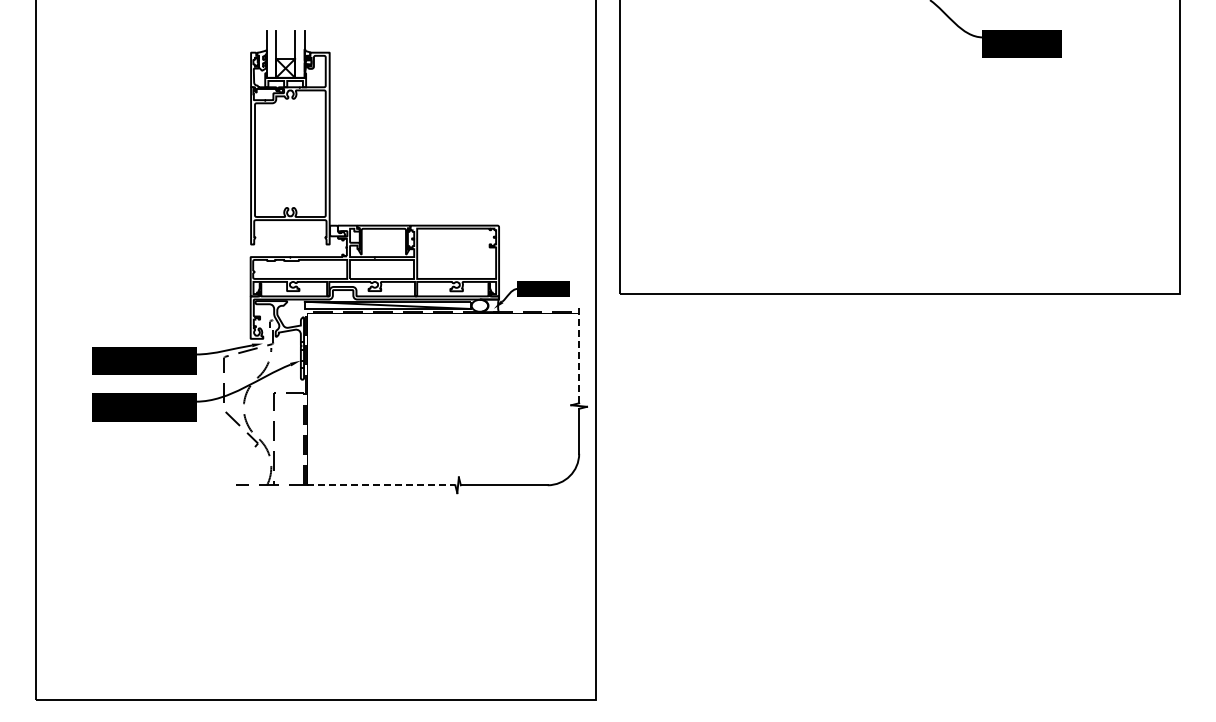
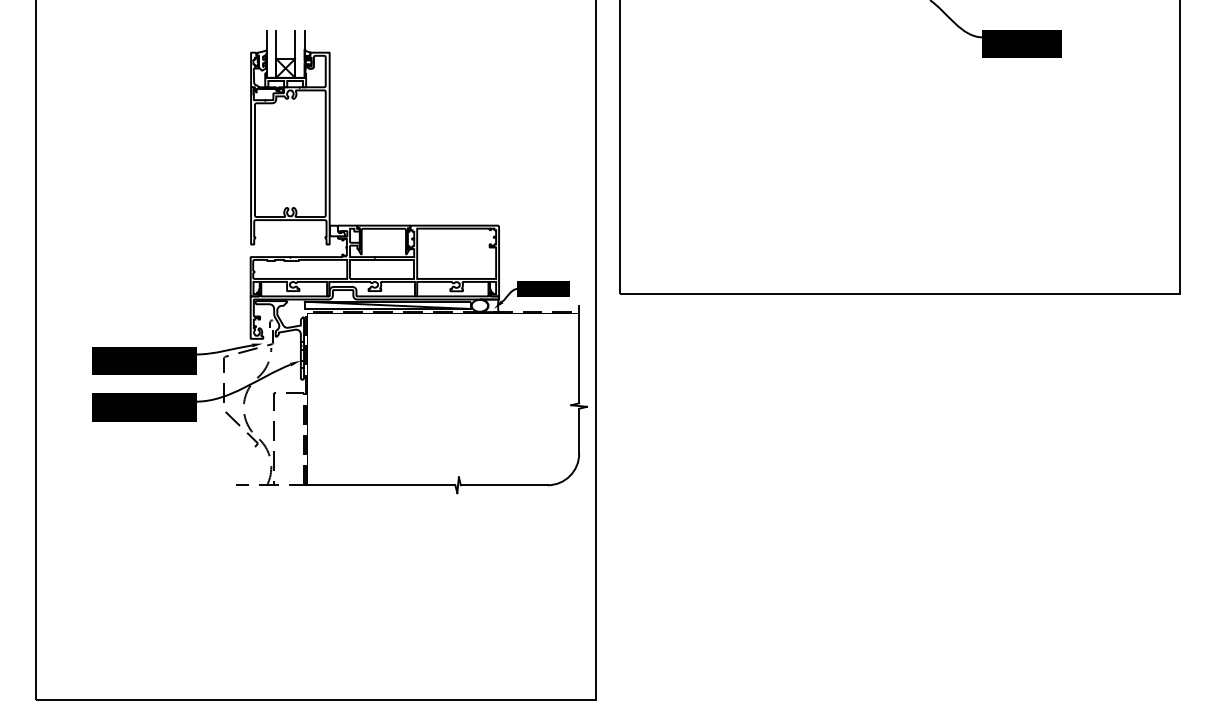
line: dashed -> solid (579, 354)
line: dashed -> solid (381, 485)
